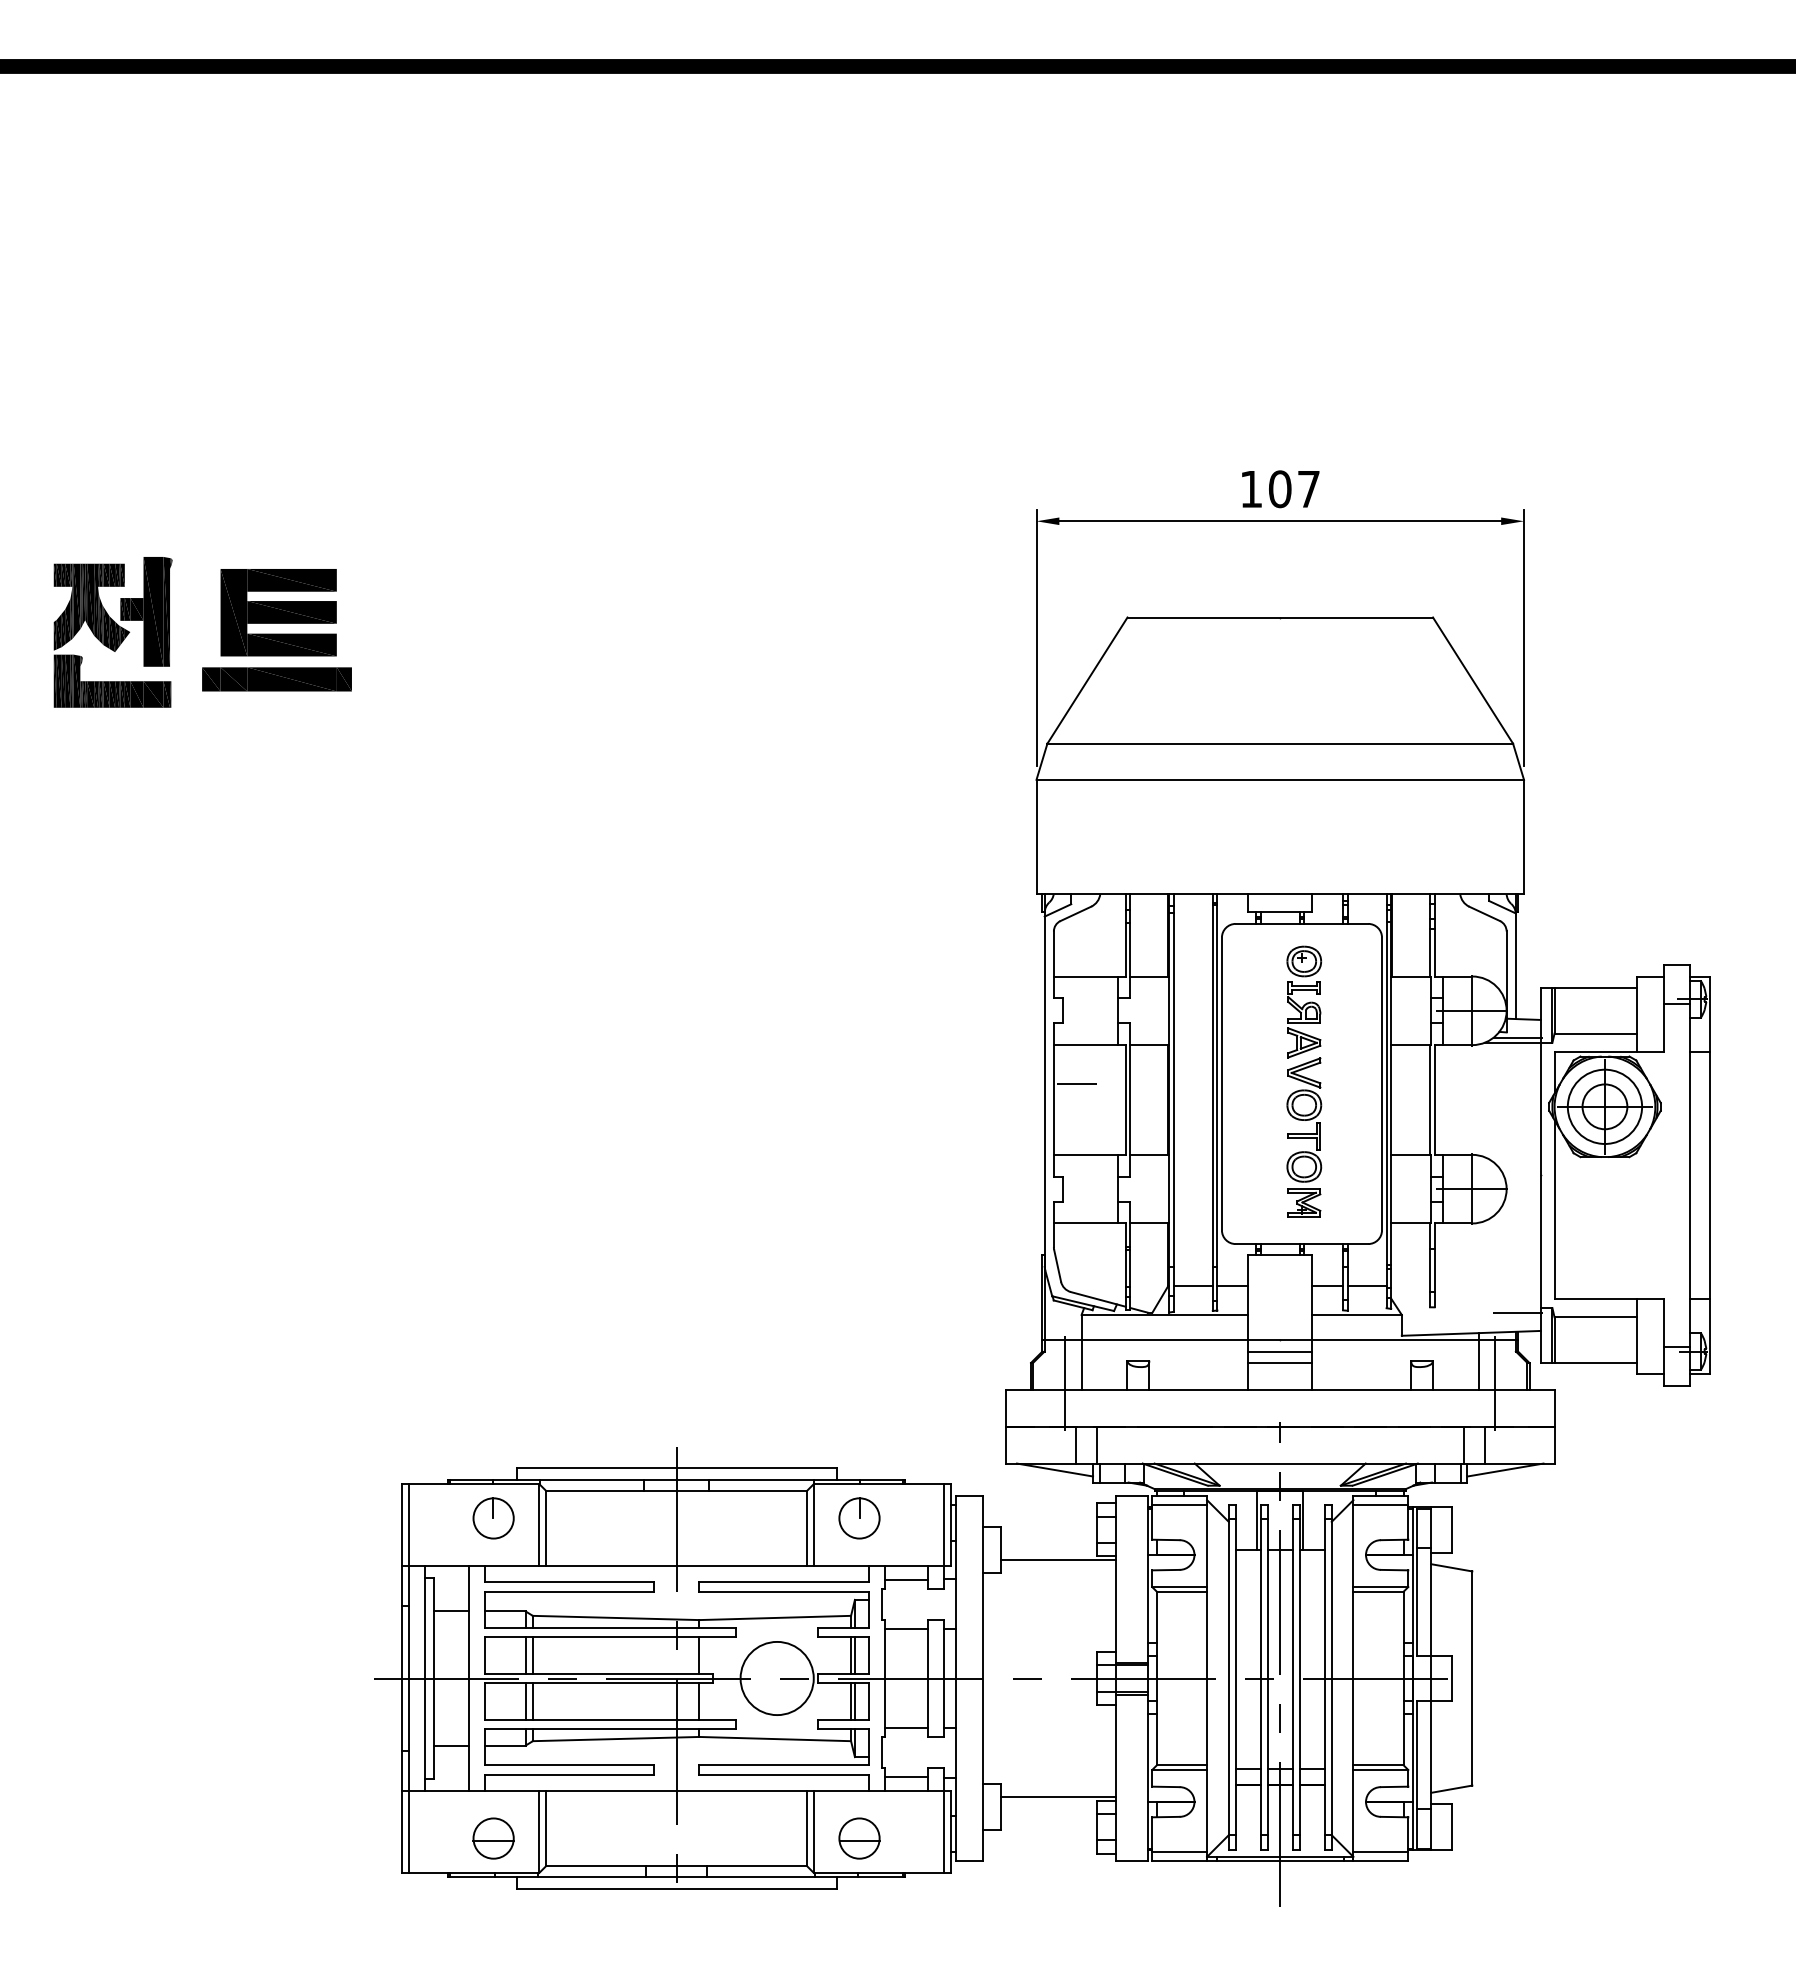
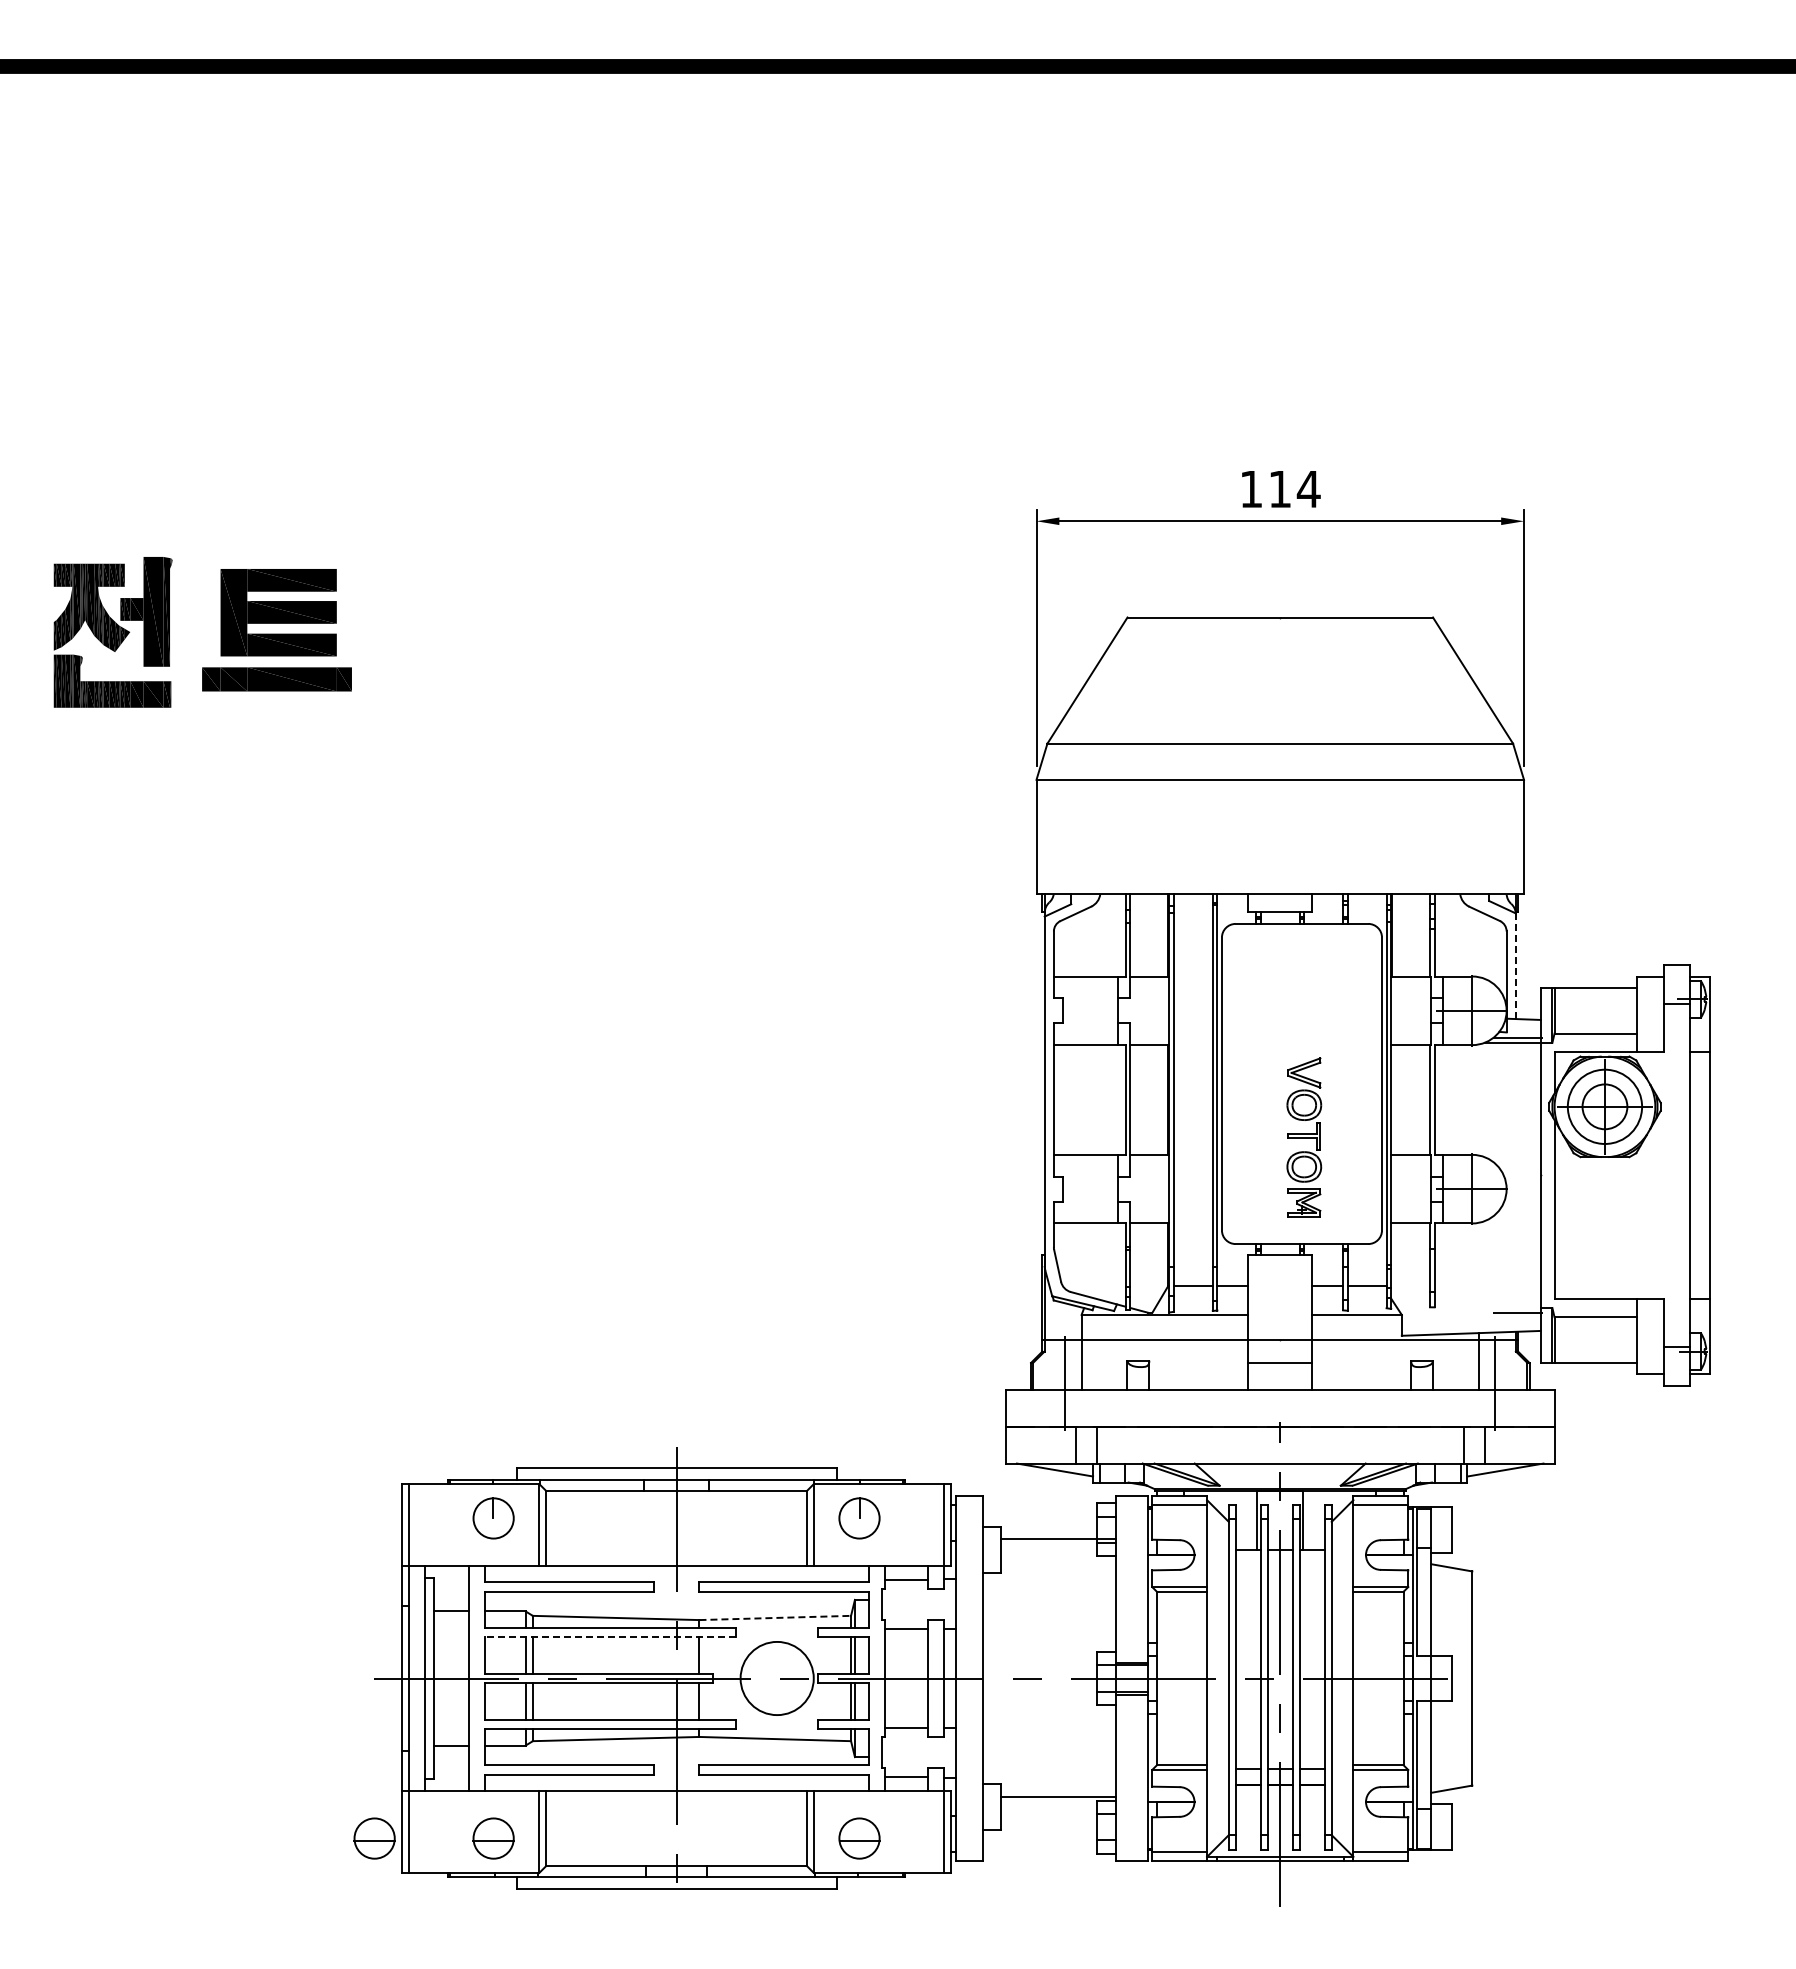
text: 107 -> 114 (1294, 489)
line: solid -> dashed (1515, 966)
part: present -> none (1303, 1001)
line: present -> none (1076, 1083)
line: present -> none (1280, 1351)
line position: (1058, 1559) -> (1058, 1538) (1058, 1538)
line: solid -> dashed (775, 1617)
line: solid -> dashed (610, 1637)
part: none -> present (374, 1838)
